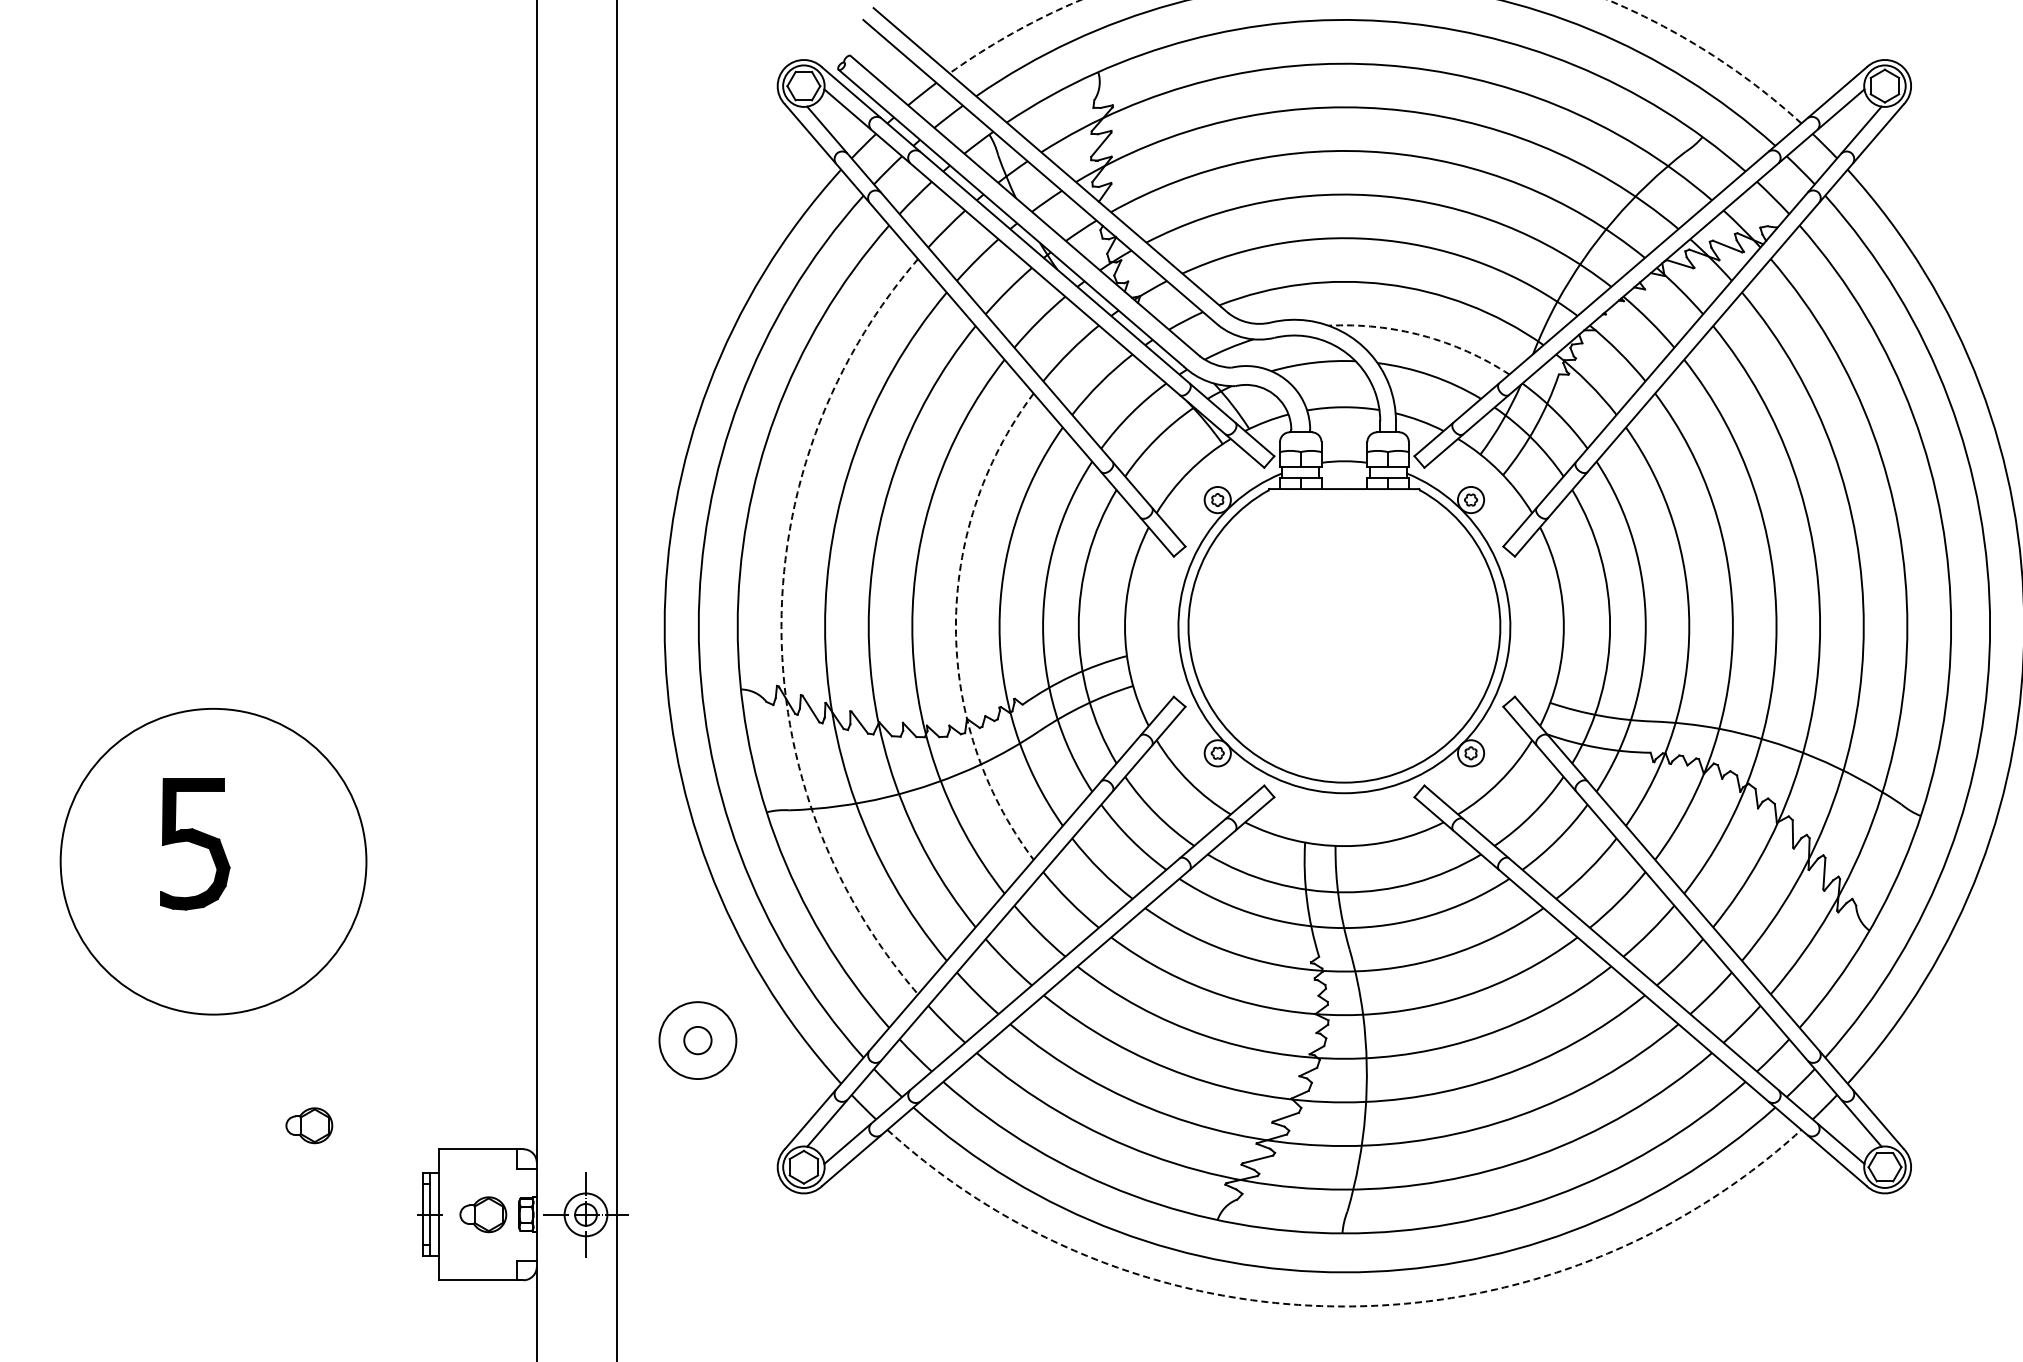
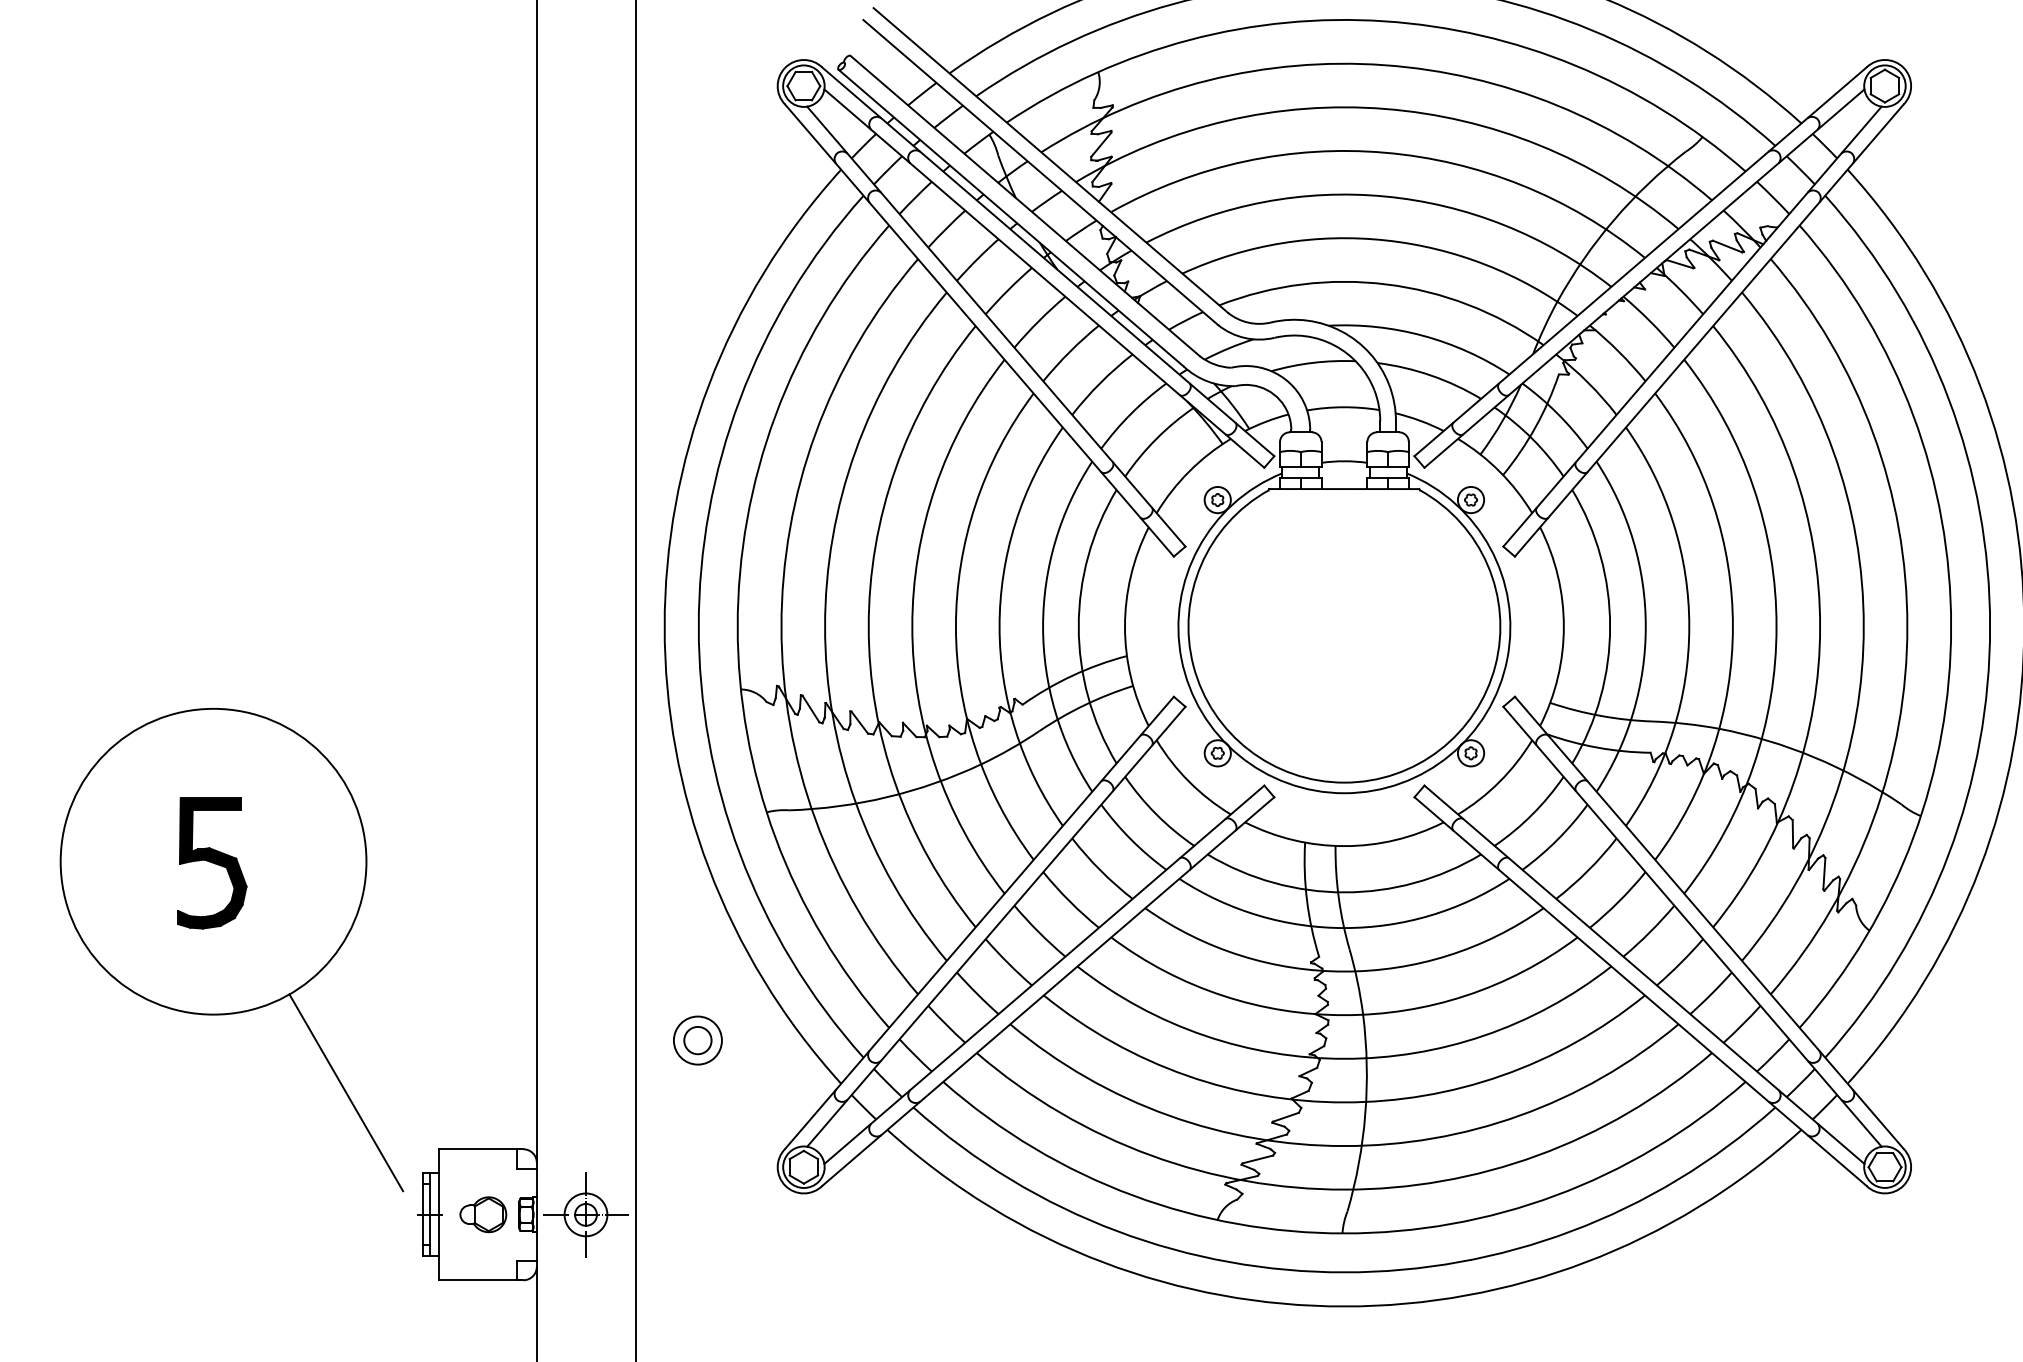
arc: dashed -> solid (1643, 16)
arc: dashed -> solid (1422, 335)
arc: dashed -> solid (781, 626)
arc: dashed -> solid (955, 626)
line position: (616, 680) -> (635, 680) (635, 680)
part position: (195, 844) -> (212, 863) (212, 863)
circle diameter: 77 px -> 48 px (697, 1040)
line: none -> present (346, 1092)
part: present -> none (309, 1125)
arc: dashed -> solid (1344, 1306)
